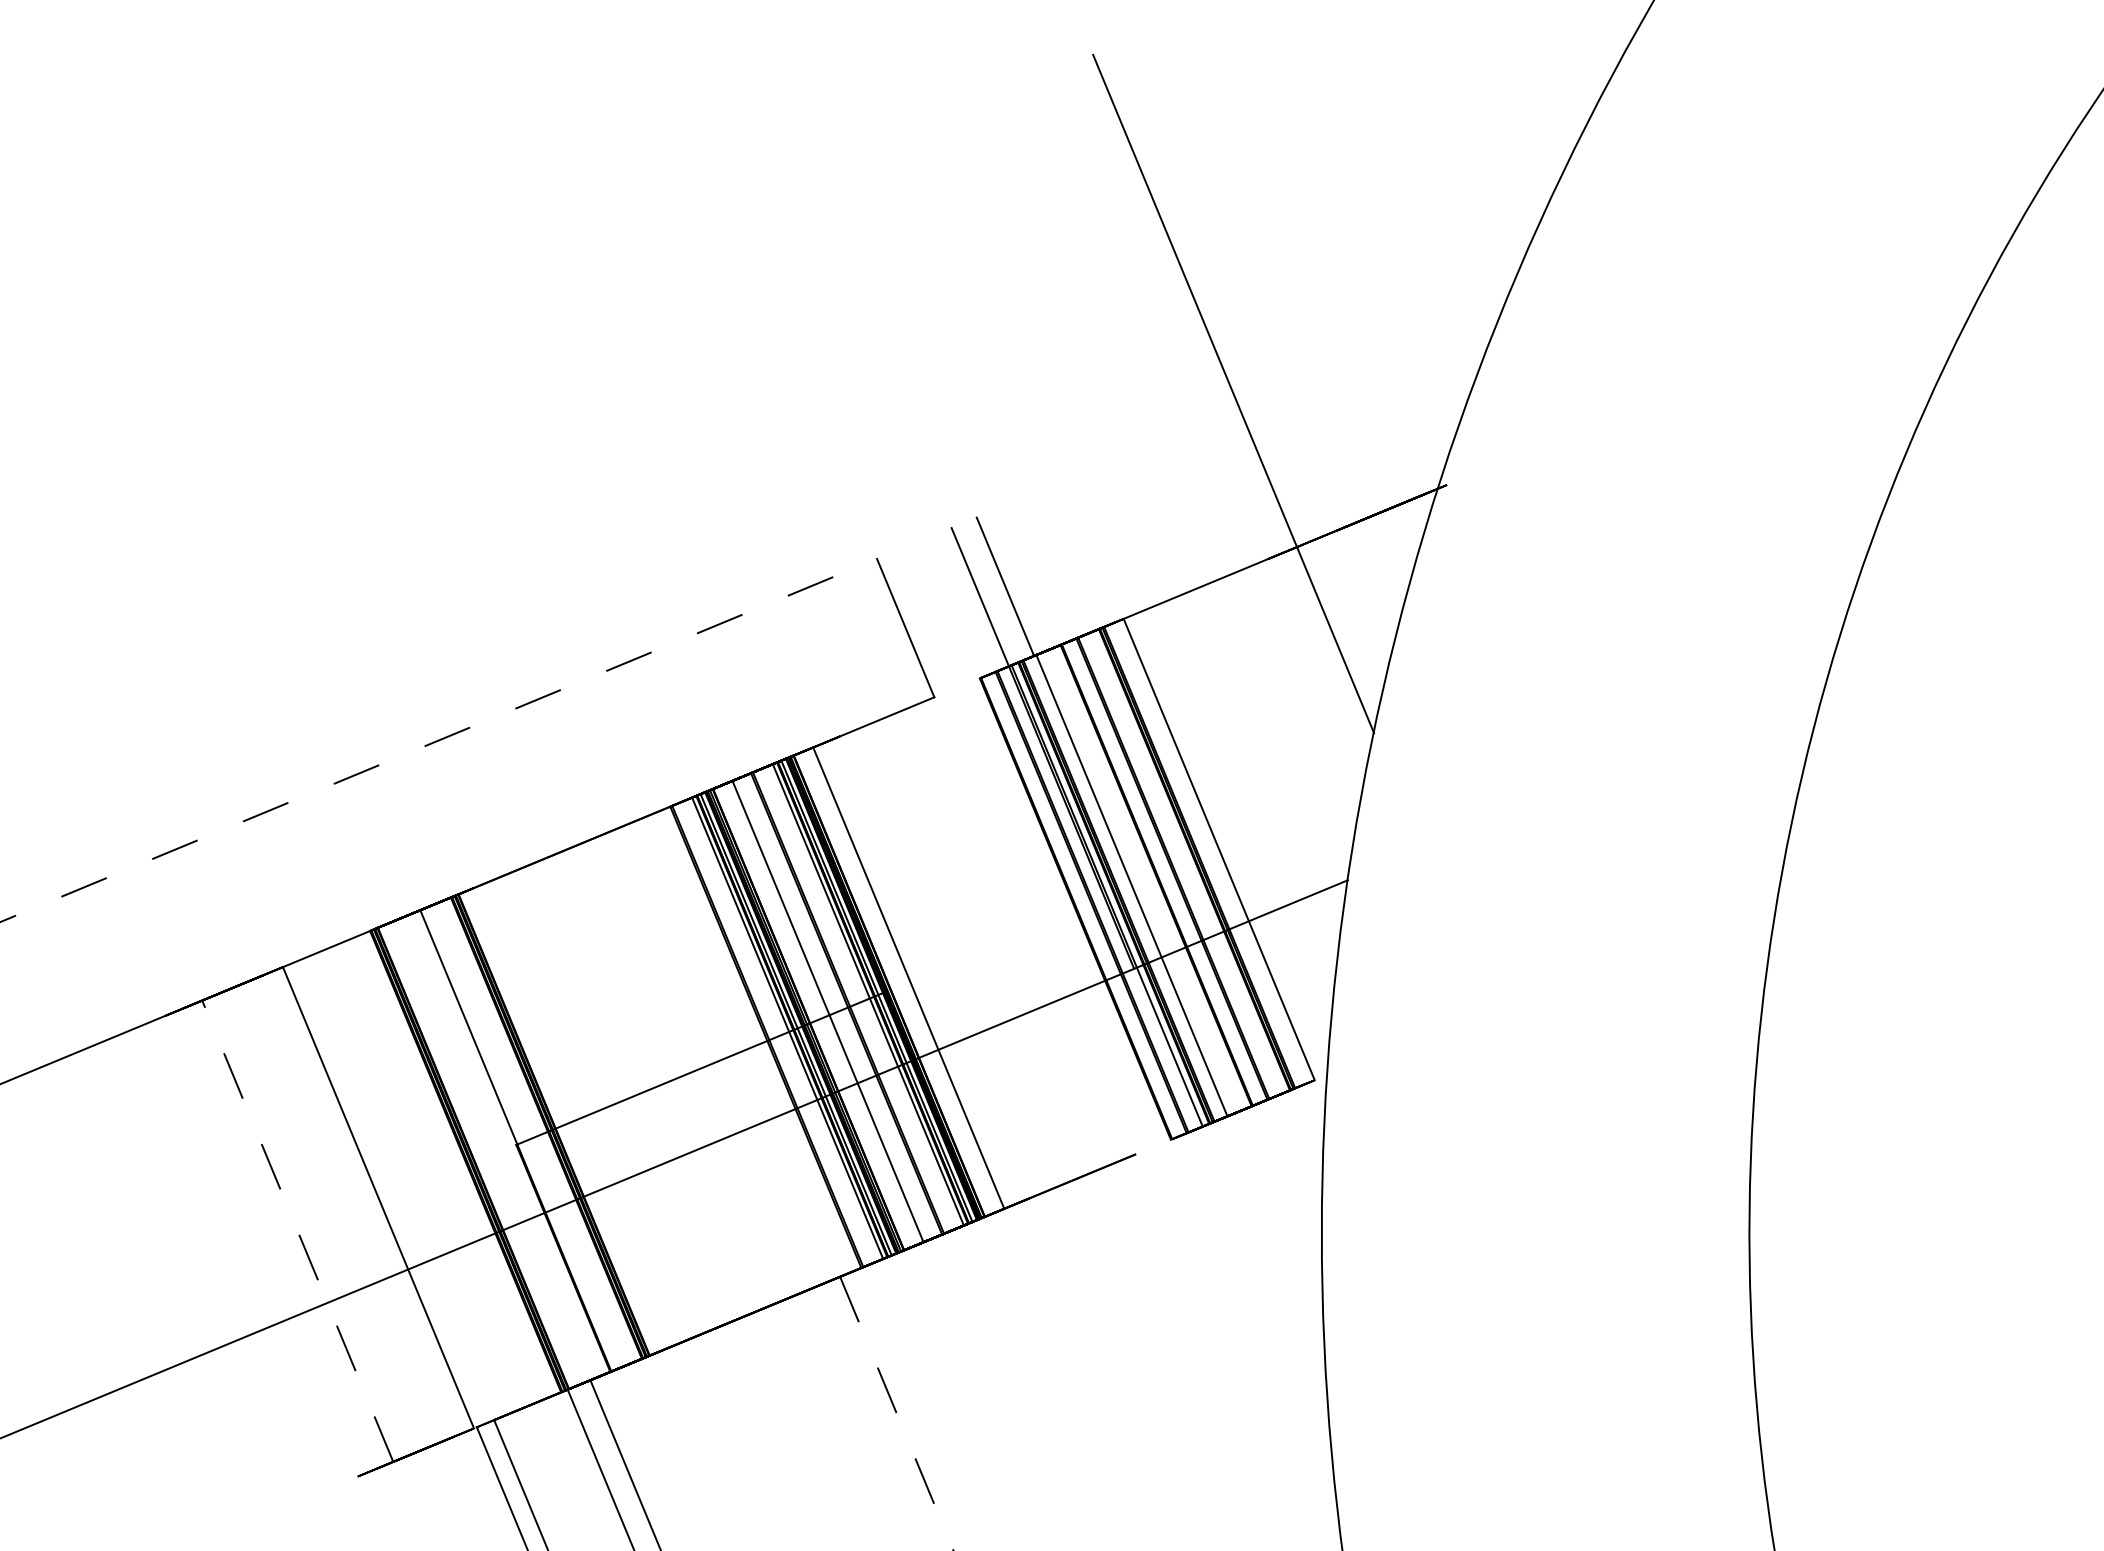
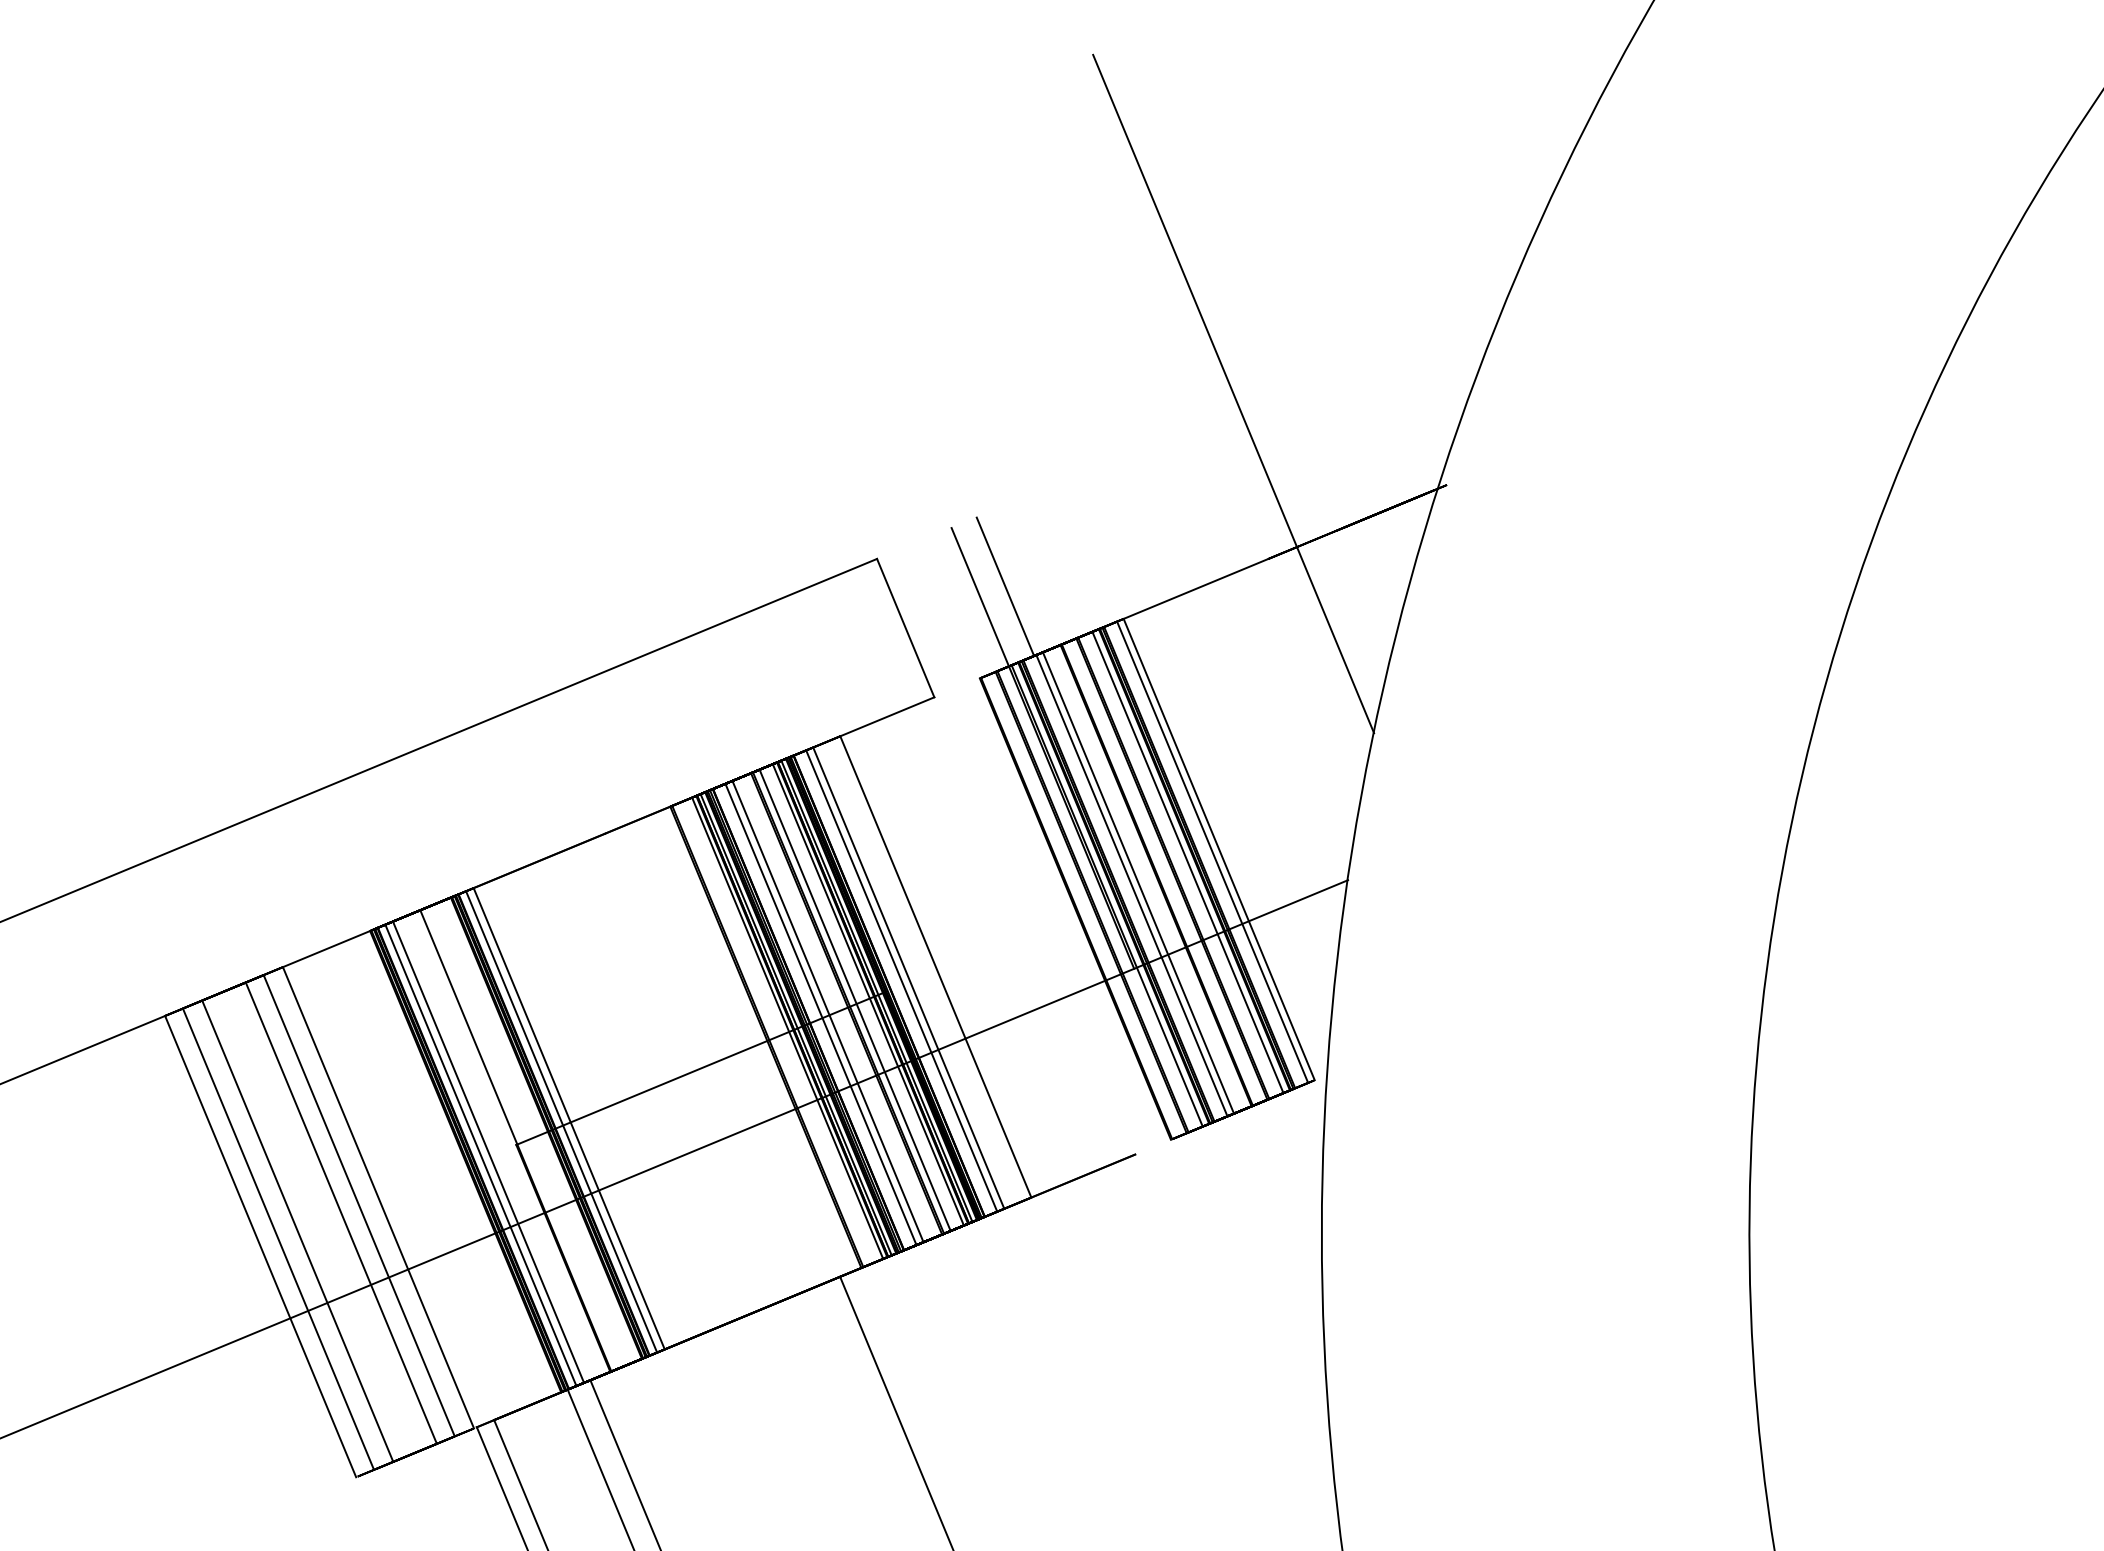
line: dashed -> solid (439, 740)
line: none -> present (1212, 851)
line: none -> present (1187, 862)
line: none -> present (1138, 882)
line: none -> present (935, 966)
line: none -> present (901, 980)
line: none -> present (854, 999)
line: none -> present (820, 1014)
line: none -> present (568, 1118)
line: none -> present (561, 1121)
line: none -> present (488, 1151)
line: none -> present (480, 1155)
line: none -> present (358, 1205)
line: none -> present (340, 1212)
line: dashed -> solid (297, 1231)
line: none -> present (278, 1238)
line: none -> present (260, 1246)
line: dashed -> solid (896, 1413)
